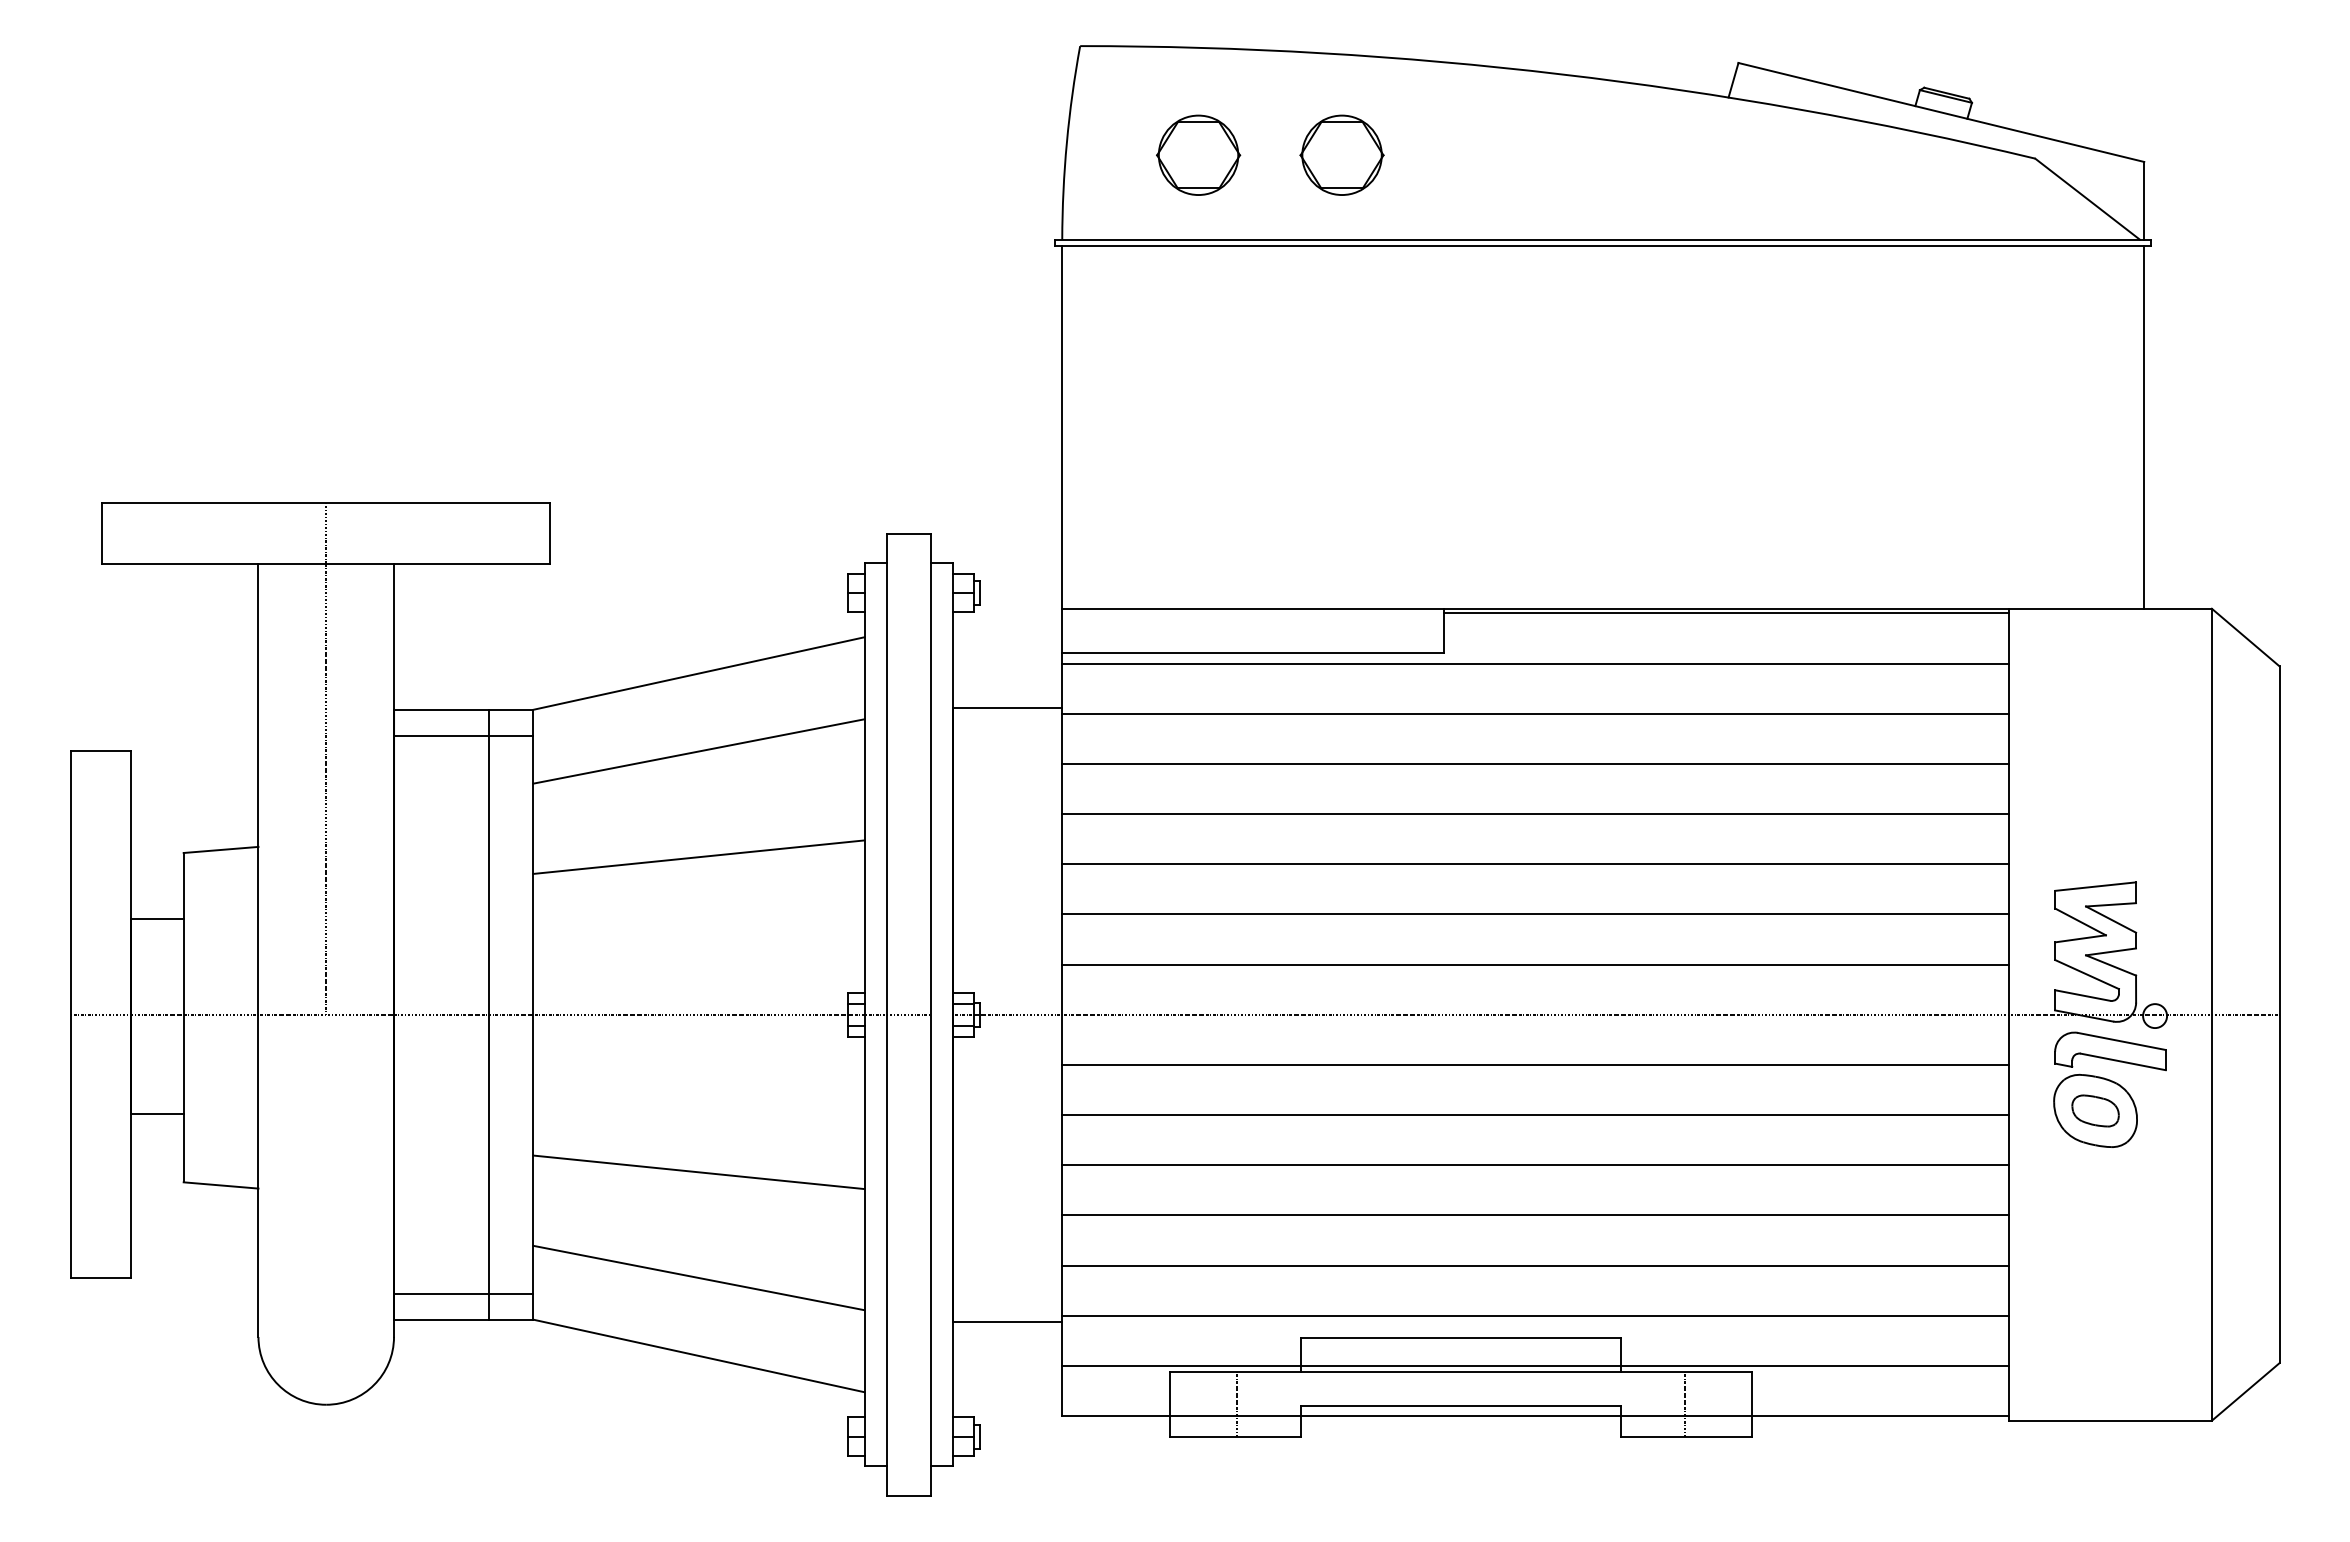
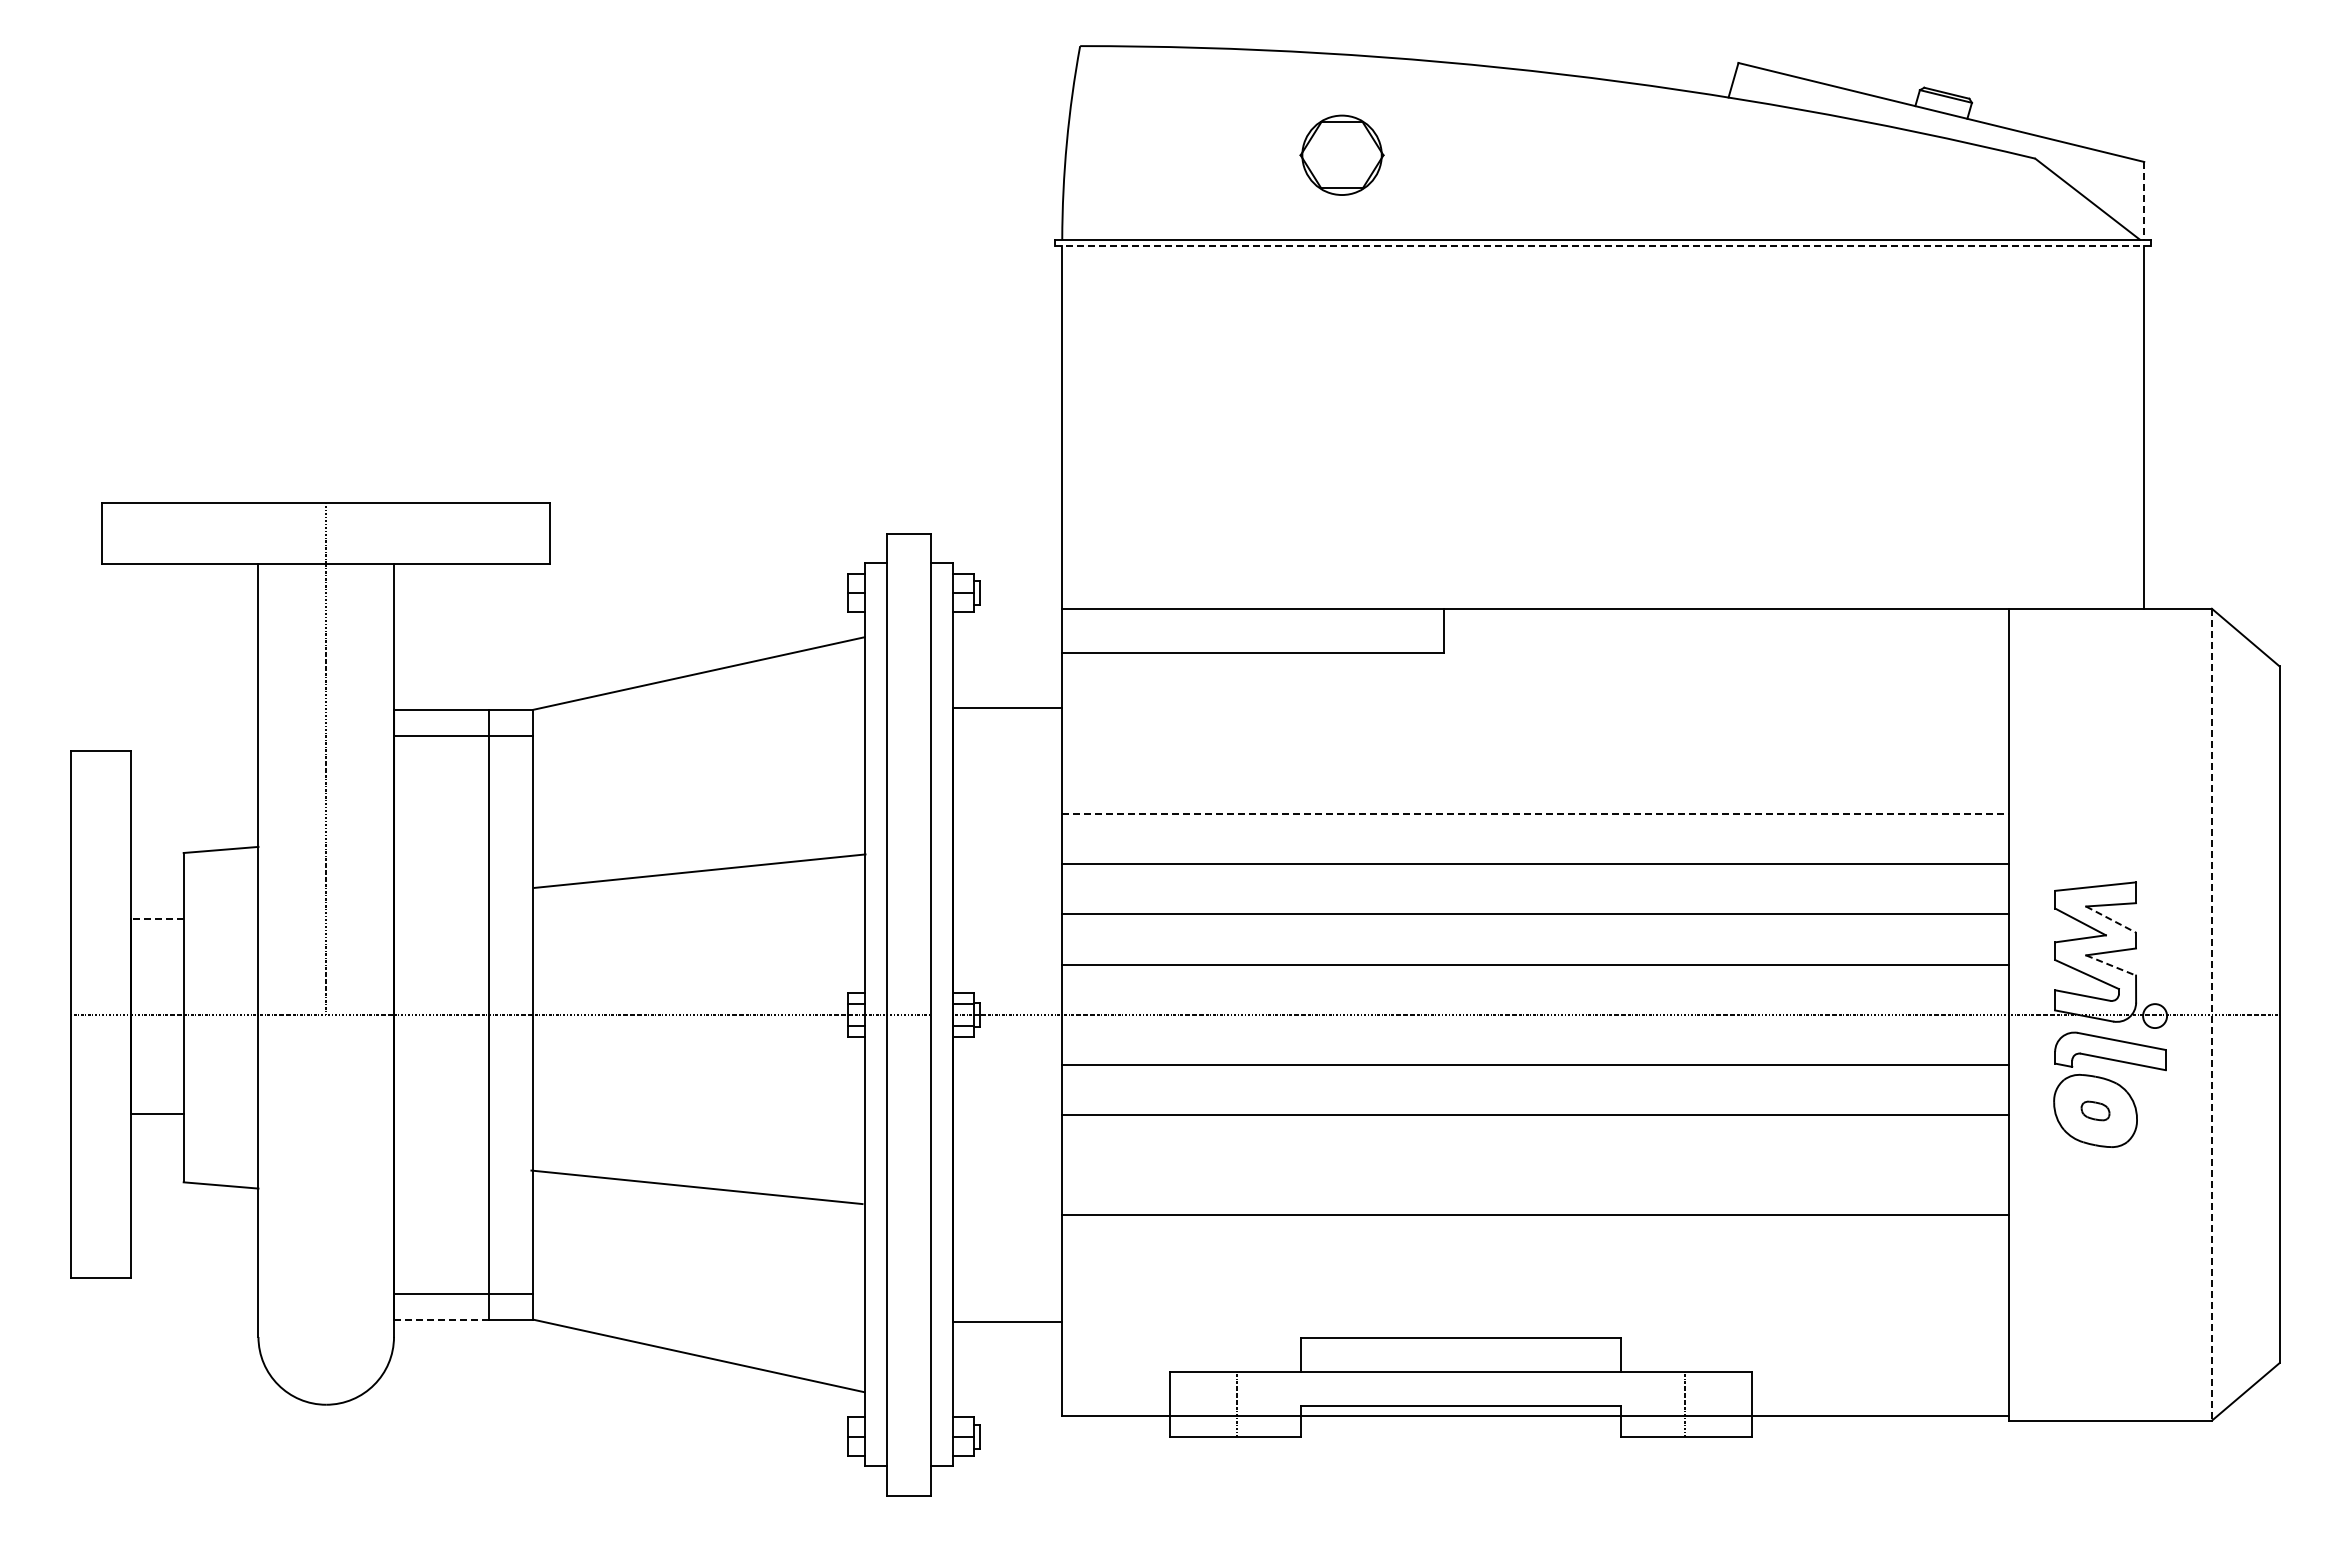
part: present -> none (1198, 154)
line: solid -> dashed (2144, 200)
line: solid -> dashed (1603, 246)
line: present -> none (1725, 613)
line: present -> none (1535, 663)
line: present -> none (1535, 713)
line: present -> none (698, 751)
line: present -> none (1535, 763)
line: solid -> dashed (1536, 814)
line position: (698, 856) -> (699, 870) (699, 870)
line: solid -> dashed (156, 919)
line: solid -> dashed (2111, 919)
line: solid -> dashed (2111, 965)
line: solid -> dashed (2211, 1014)
part size: 49x34 px -> 31x22 px (2095, 1110)
line: present -> none (1535, 1165)
line position: (698, 1172) -> (696, 1187) (696, 1187)
line: present -> none (1535, 1265)
line: present -> none (698, 1277)
line: present -> none (1535, 1315)
line: solid -> dashed (441, 1319)
line: present -> none (1535, 1365)
